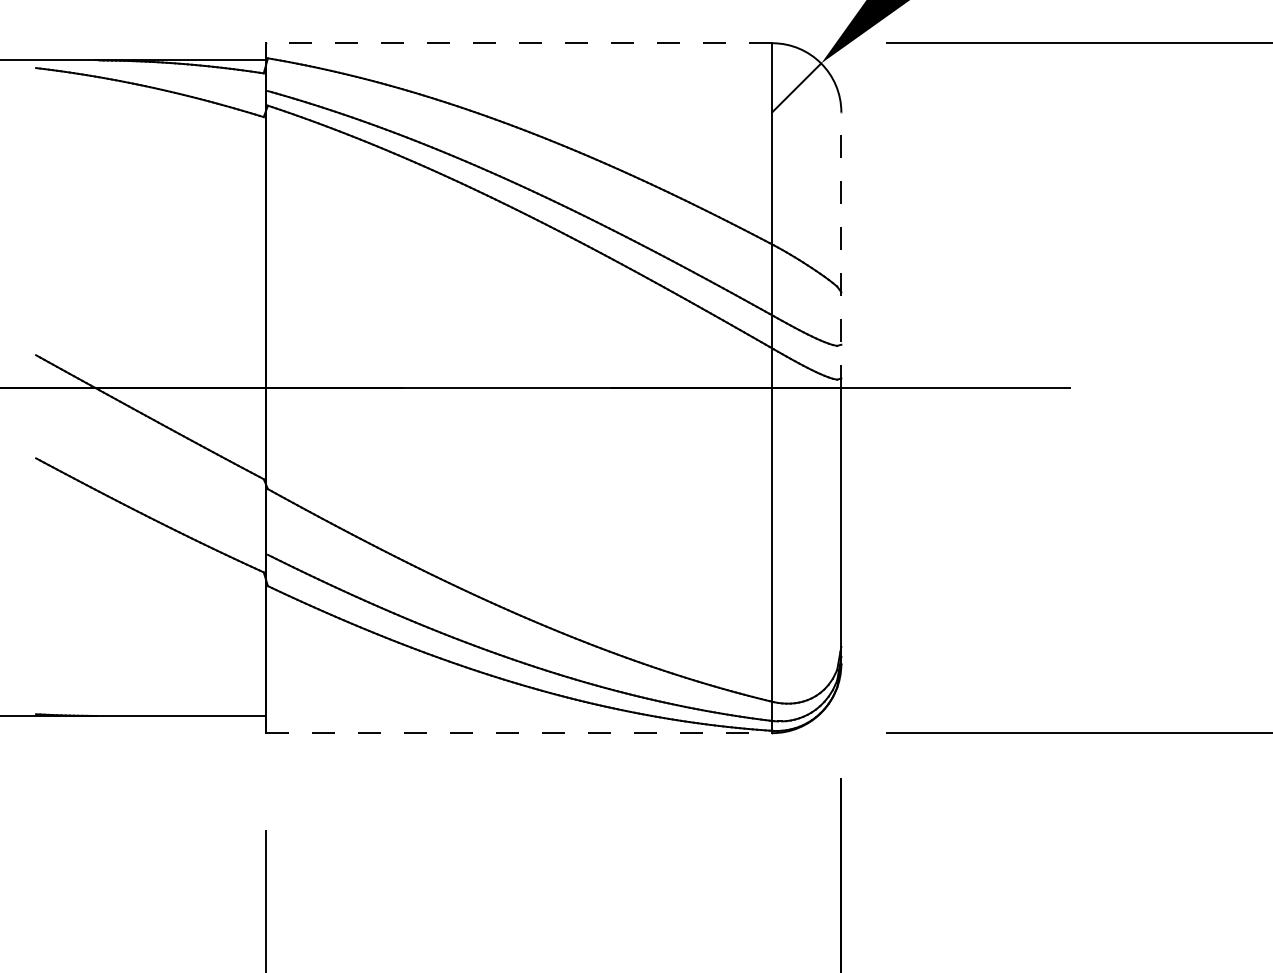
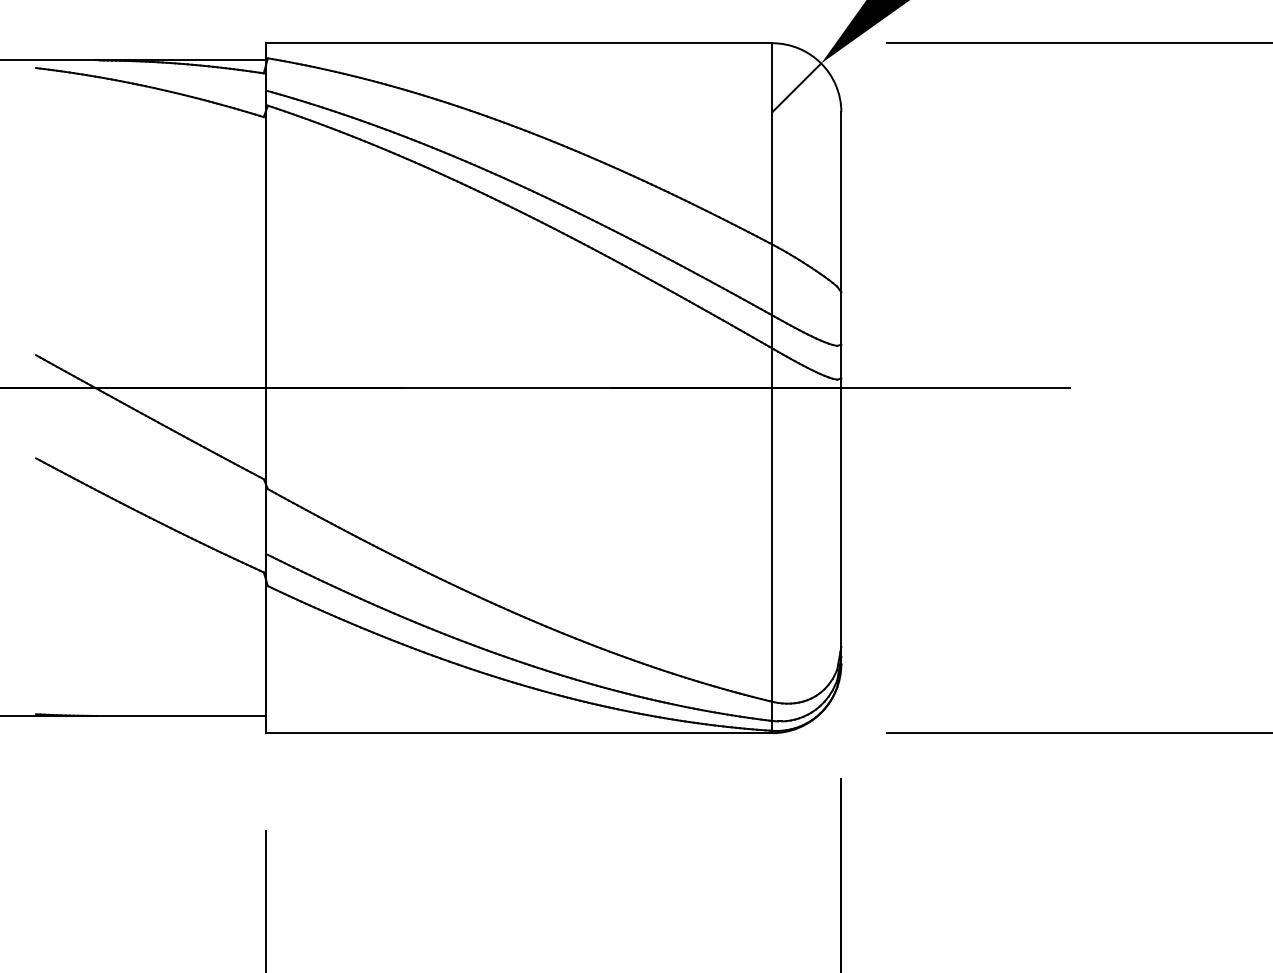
line: dashed -> solid (519, 43)
line: dashed -> solid (841, 250)
line: dashed -> solid (519, 733)
